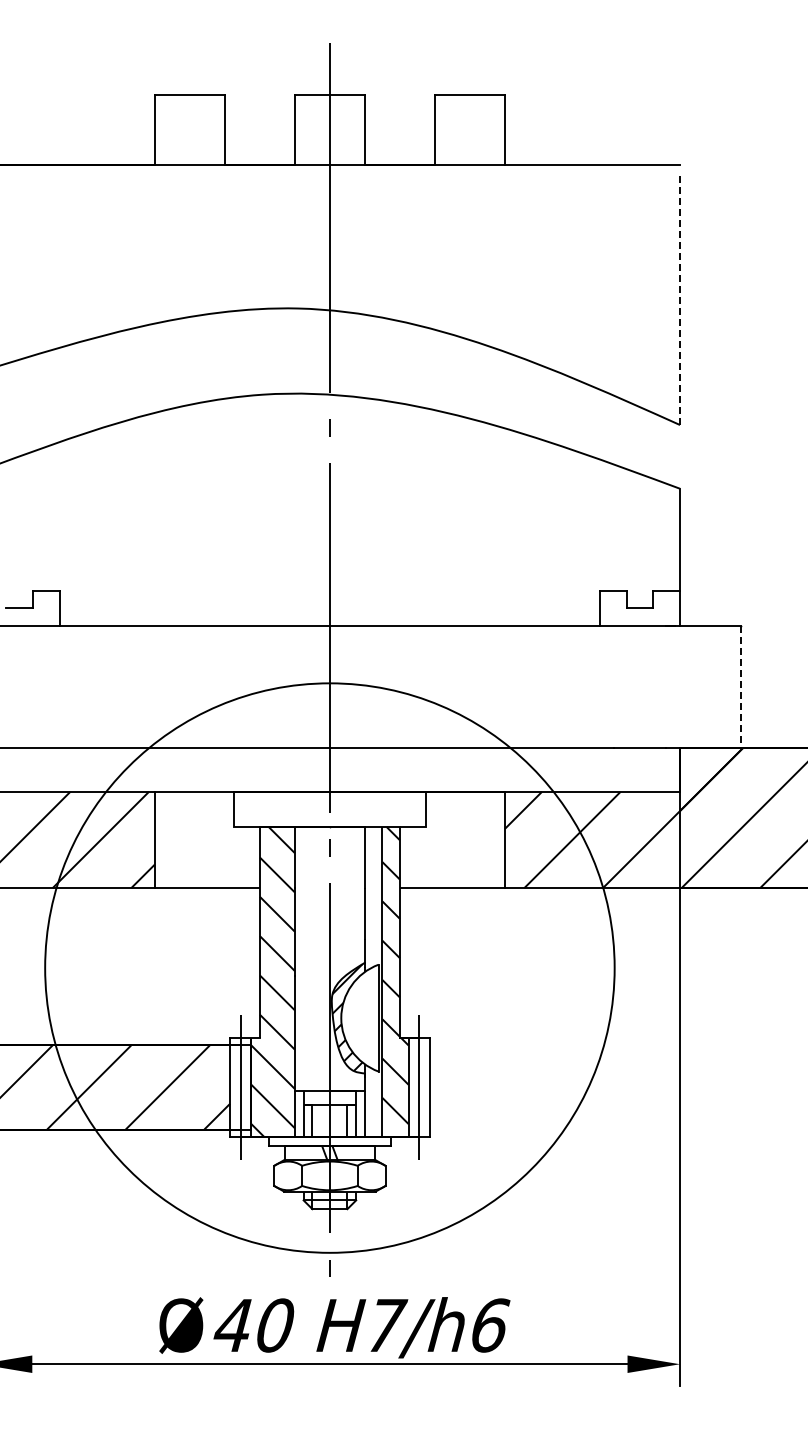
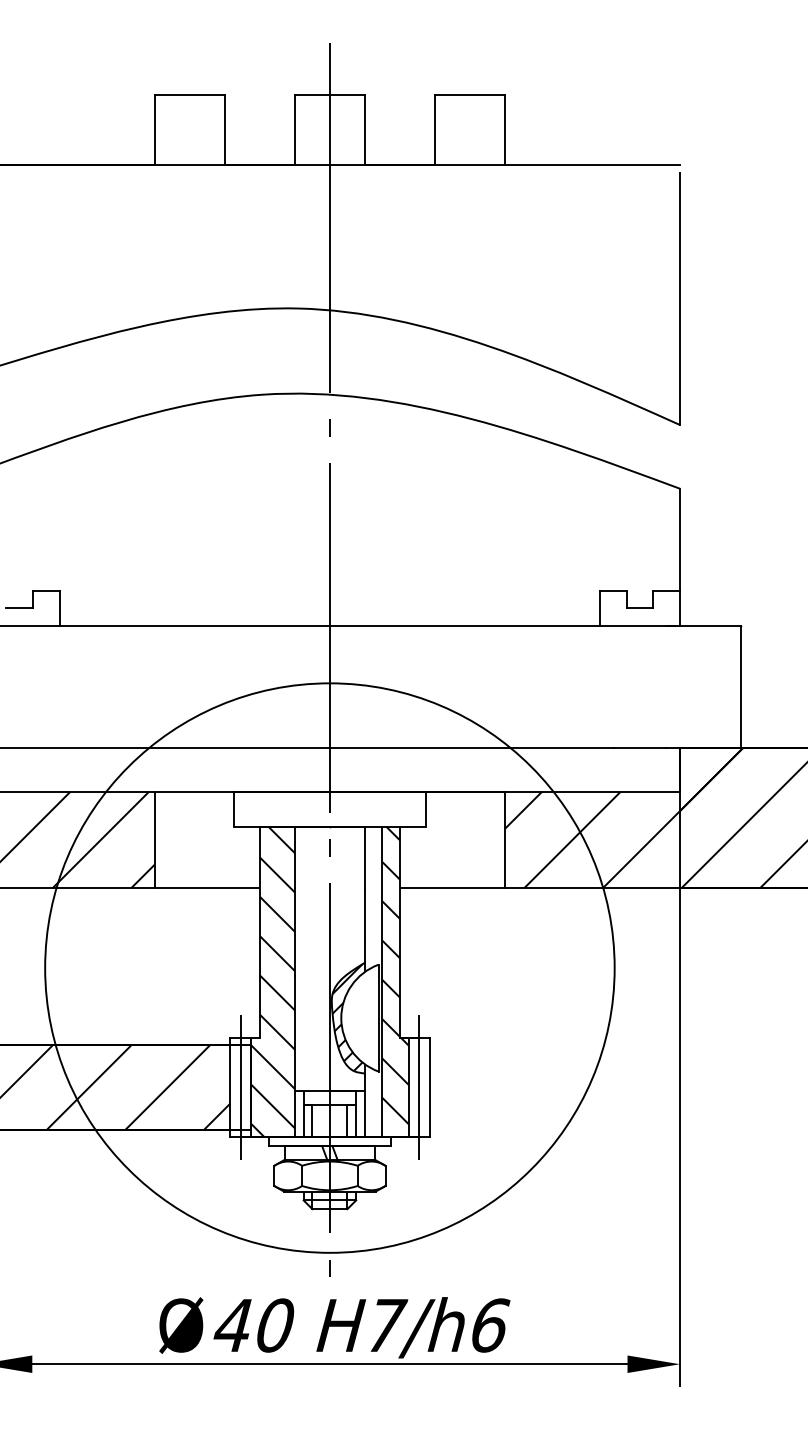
line: dashed -> solid (680, 299)
line: dashed -> solid (741, 687)
